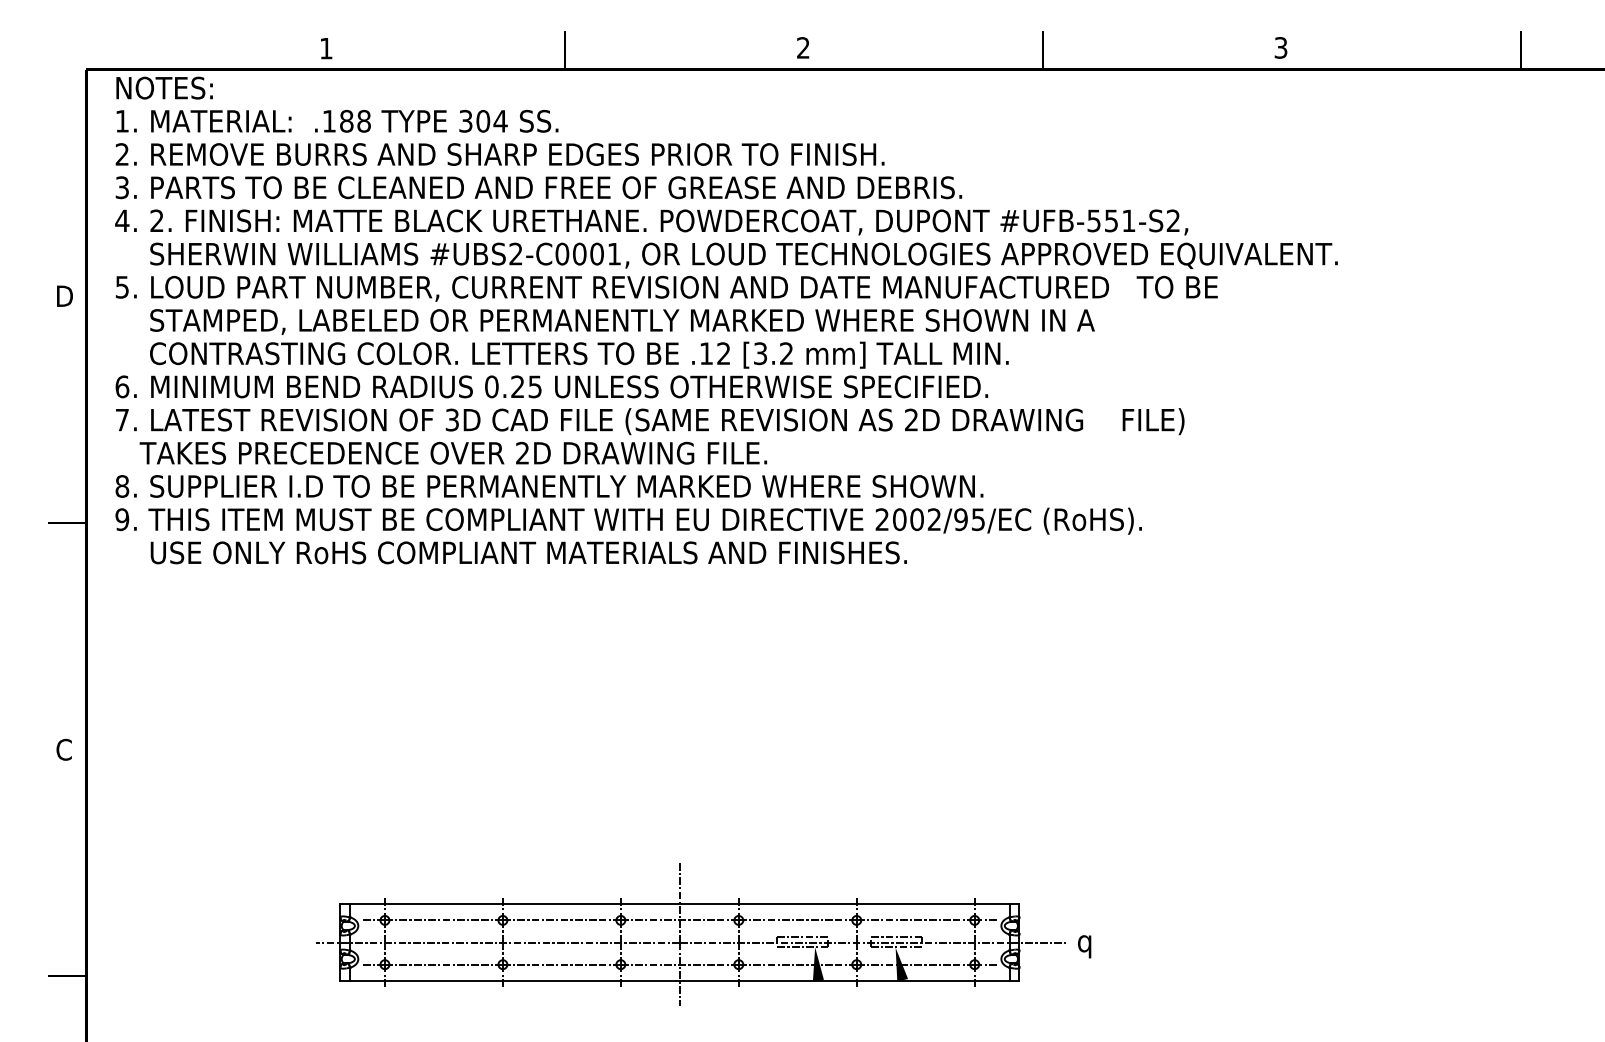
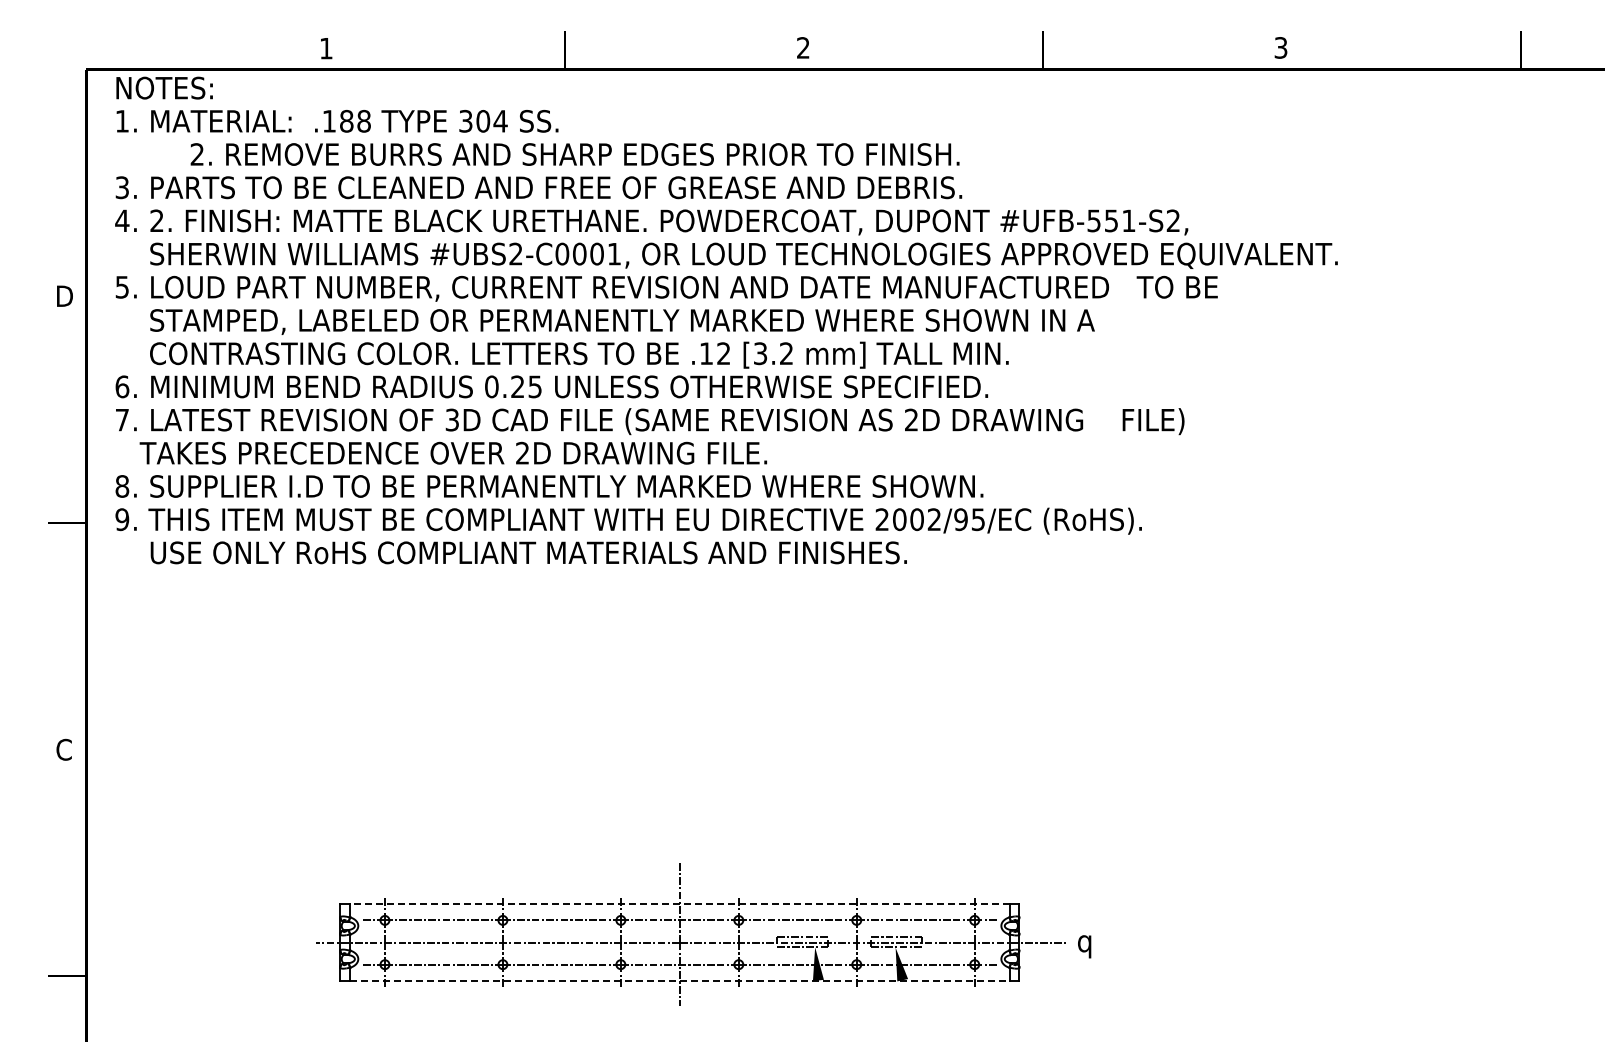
text position: (499, 154) -> (574, 154) (574, 154)
line: solid -> dashed (679, 903)
line: solid -> dashed (679, 981)
